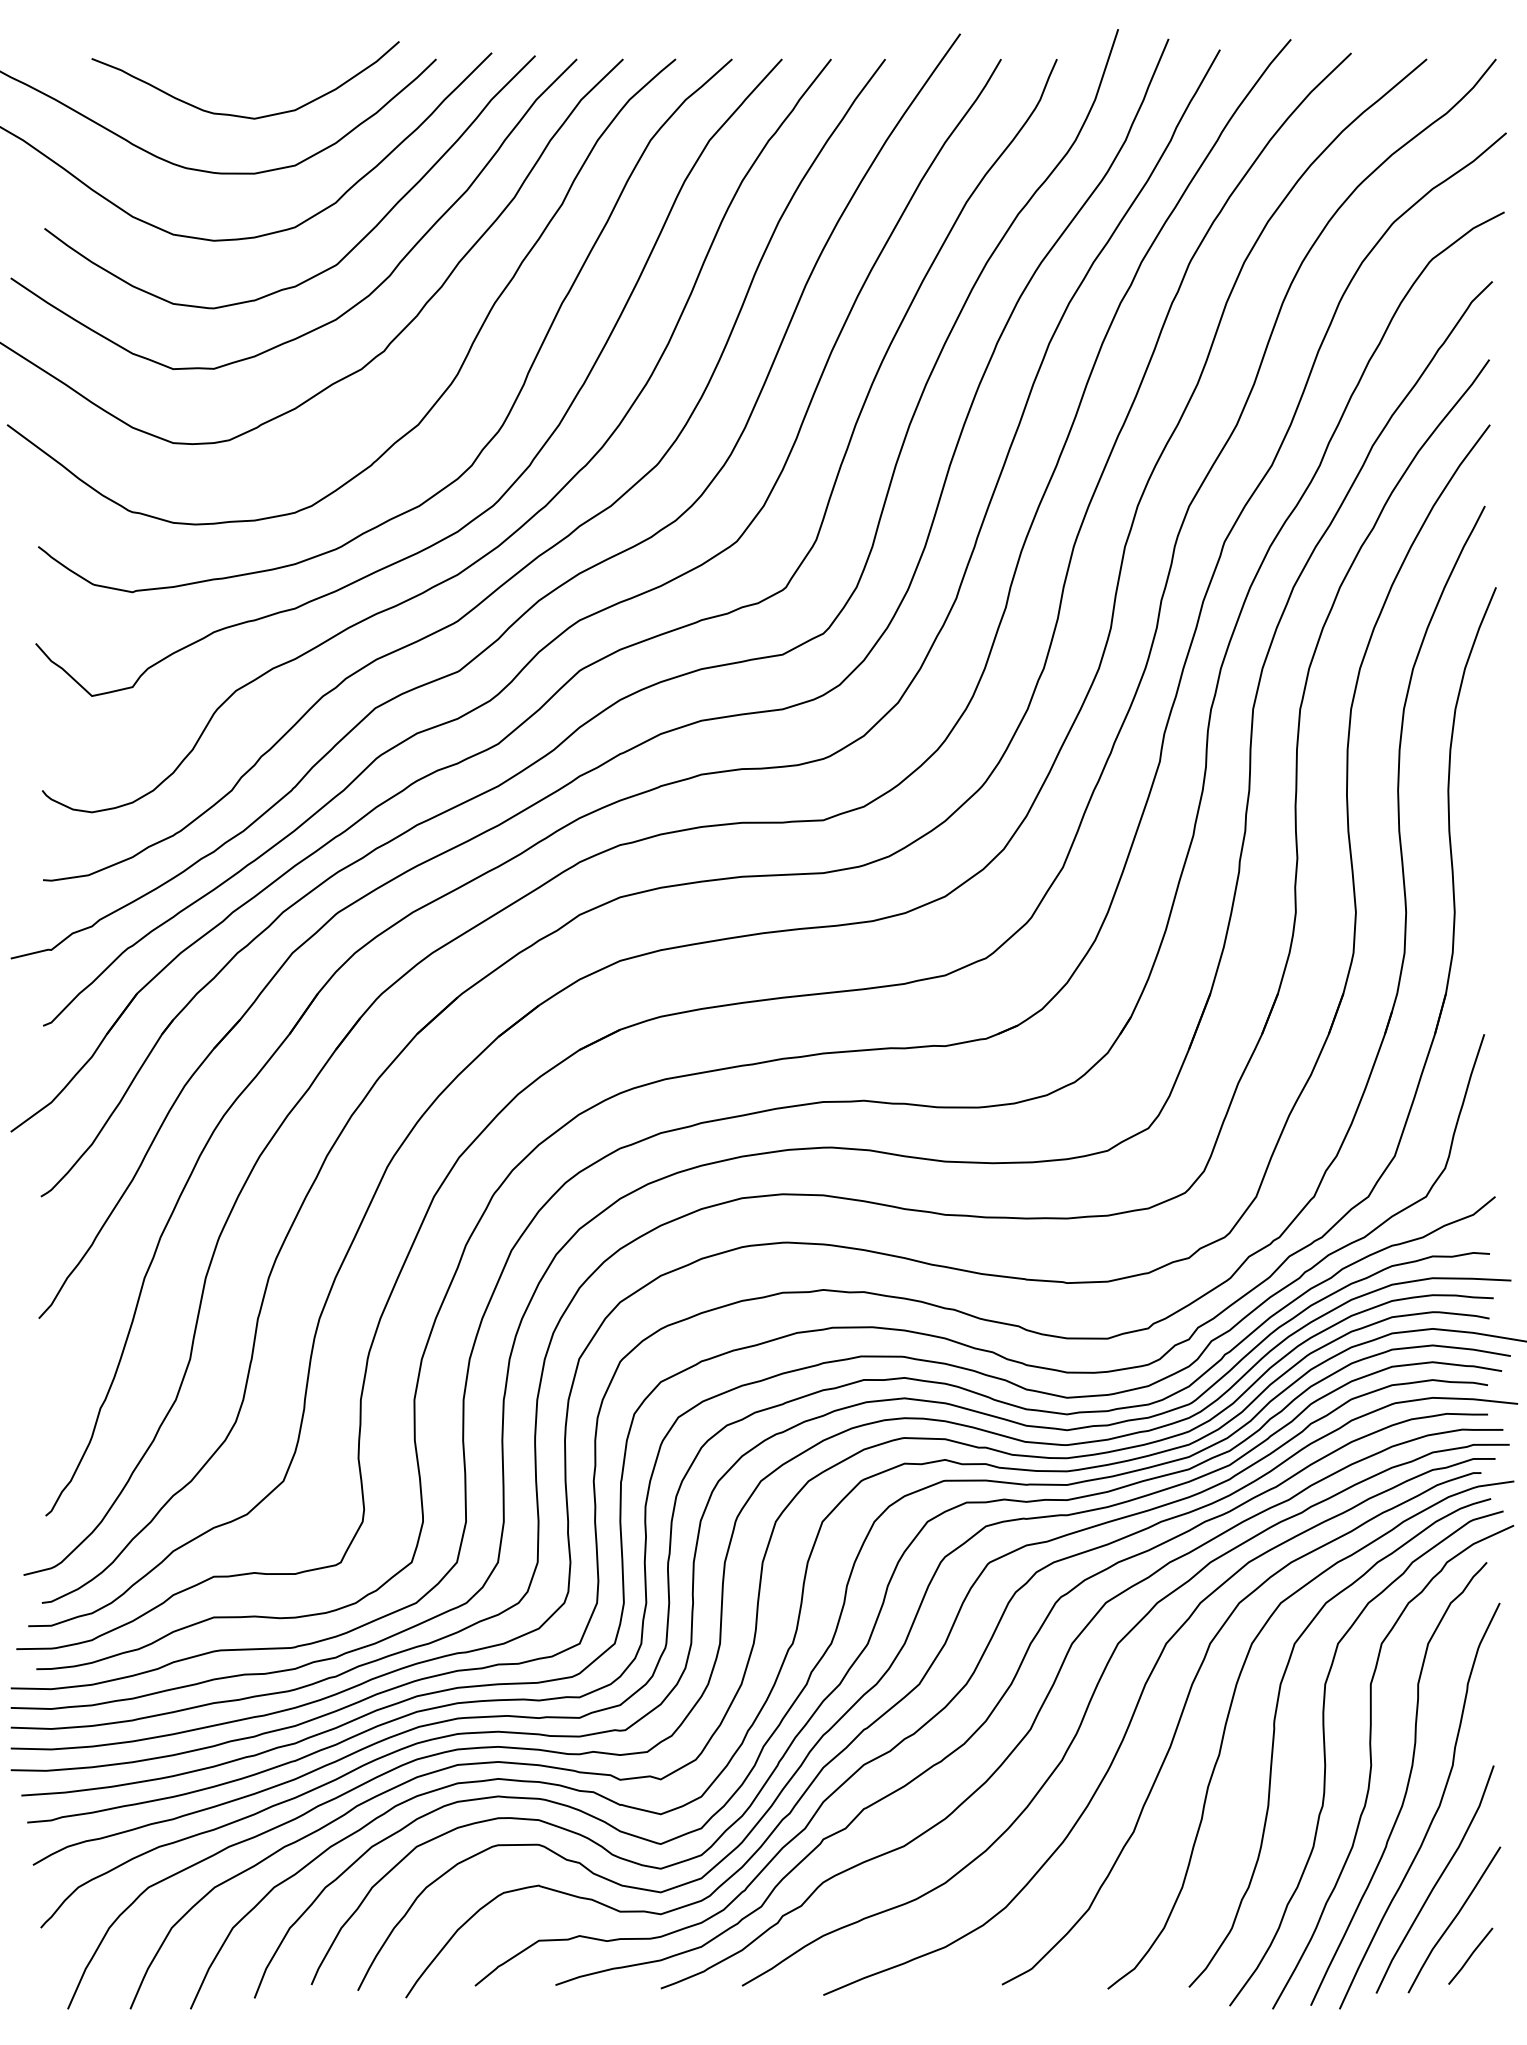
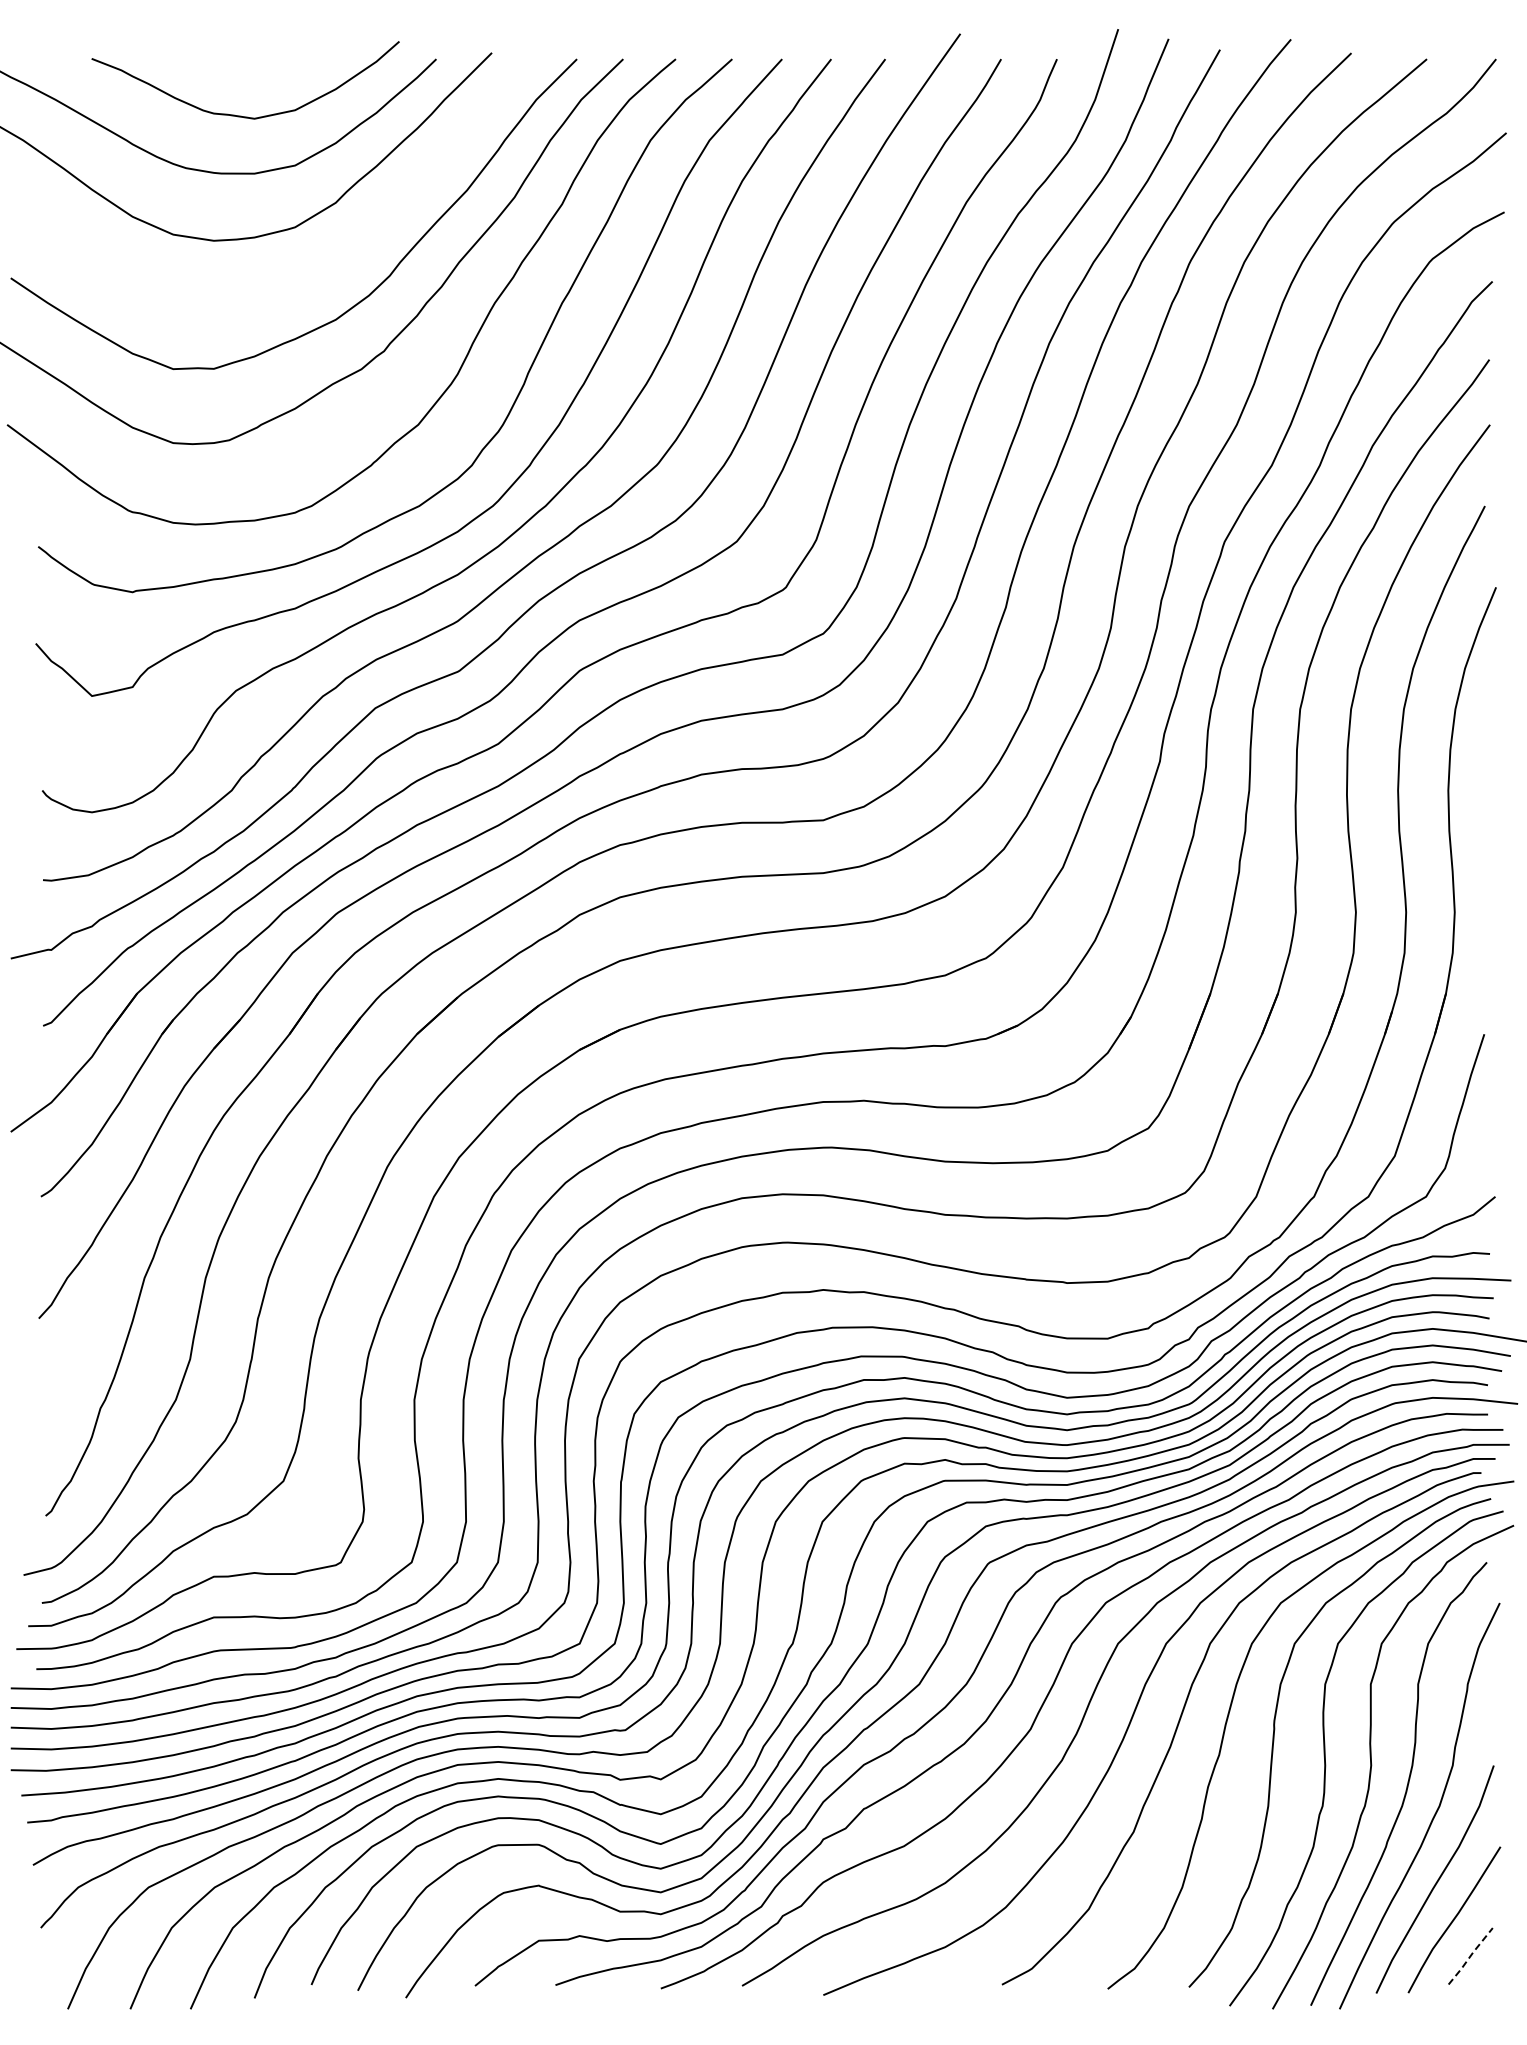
curve: present -> none (346, 253)
line: solid -> dashed (1470, 1956)
